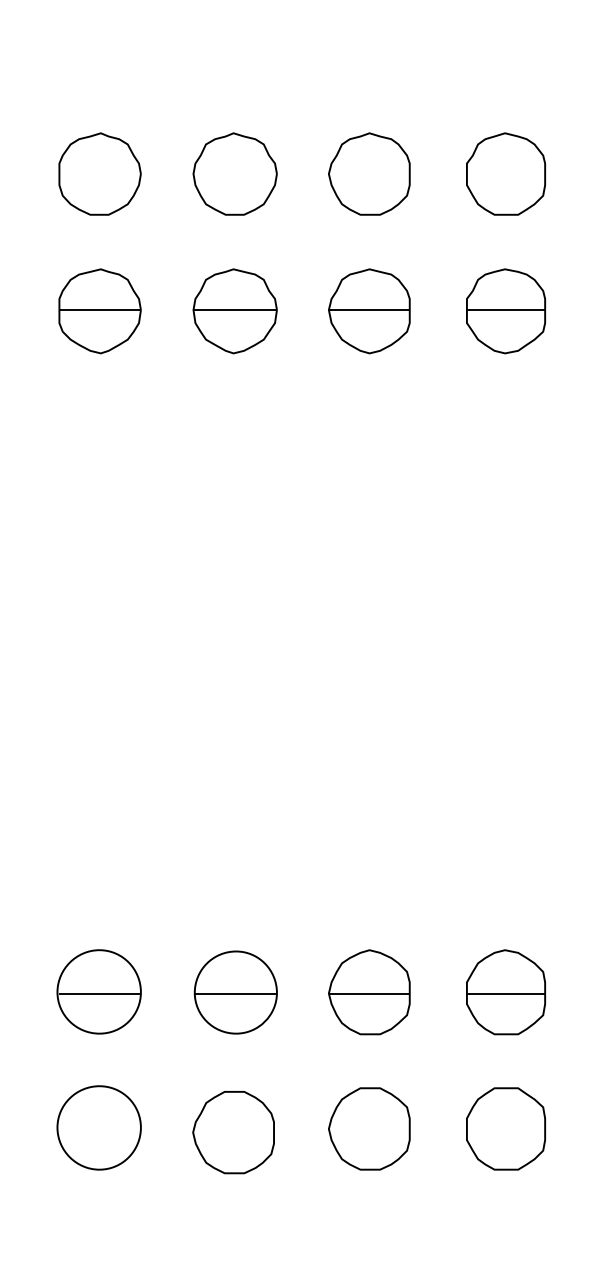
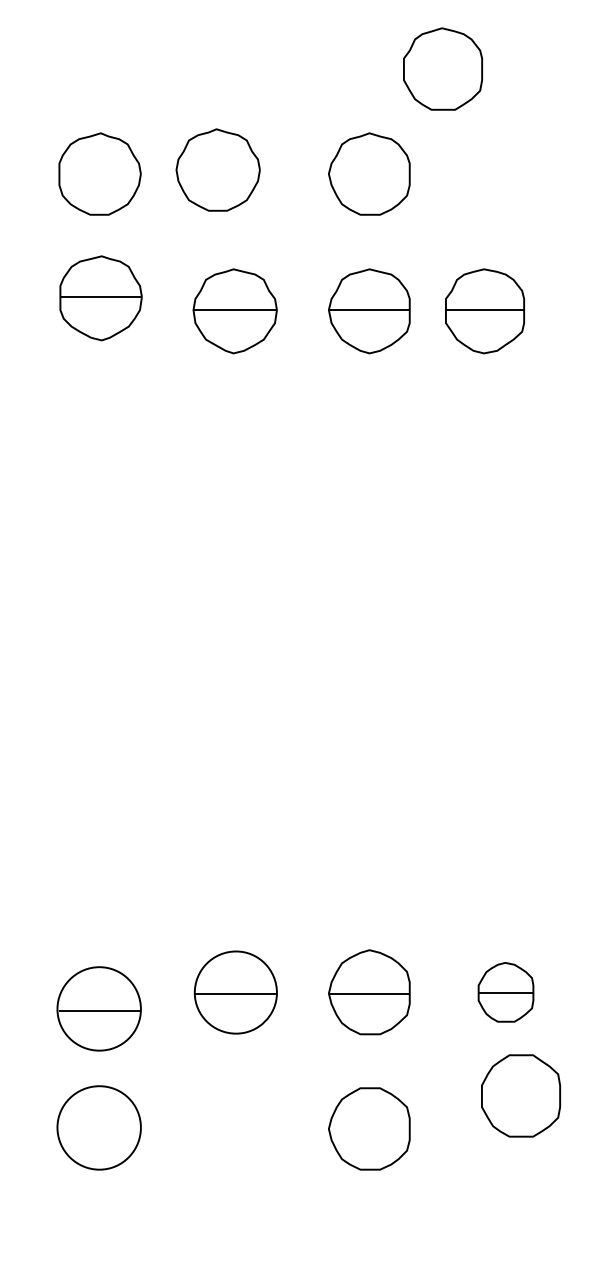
part position: (234, 173) -> (217, 169) (217, 169)
part position: (505, 173) -> (442, 68) (442, 68)
part position: (99, 311) -> (100, 298) (100, 298)
part position: (505, 311) -> (484, 311) (484, 311)
part position: (98, 991) -> (98, 1008) (98, 1008)
part size: 80x87 px -> 58x61 px (505, 992)
part position: (505, 1128) -> (520, 1095) (520, 1095)
part: present -> none (233, 1132)
